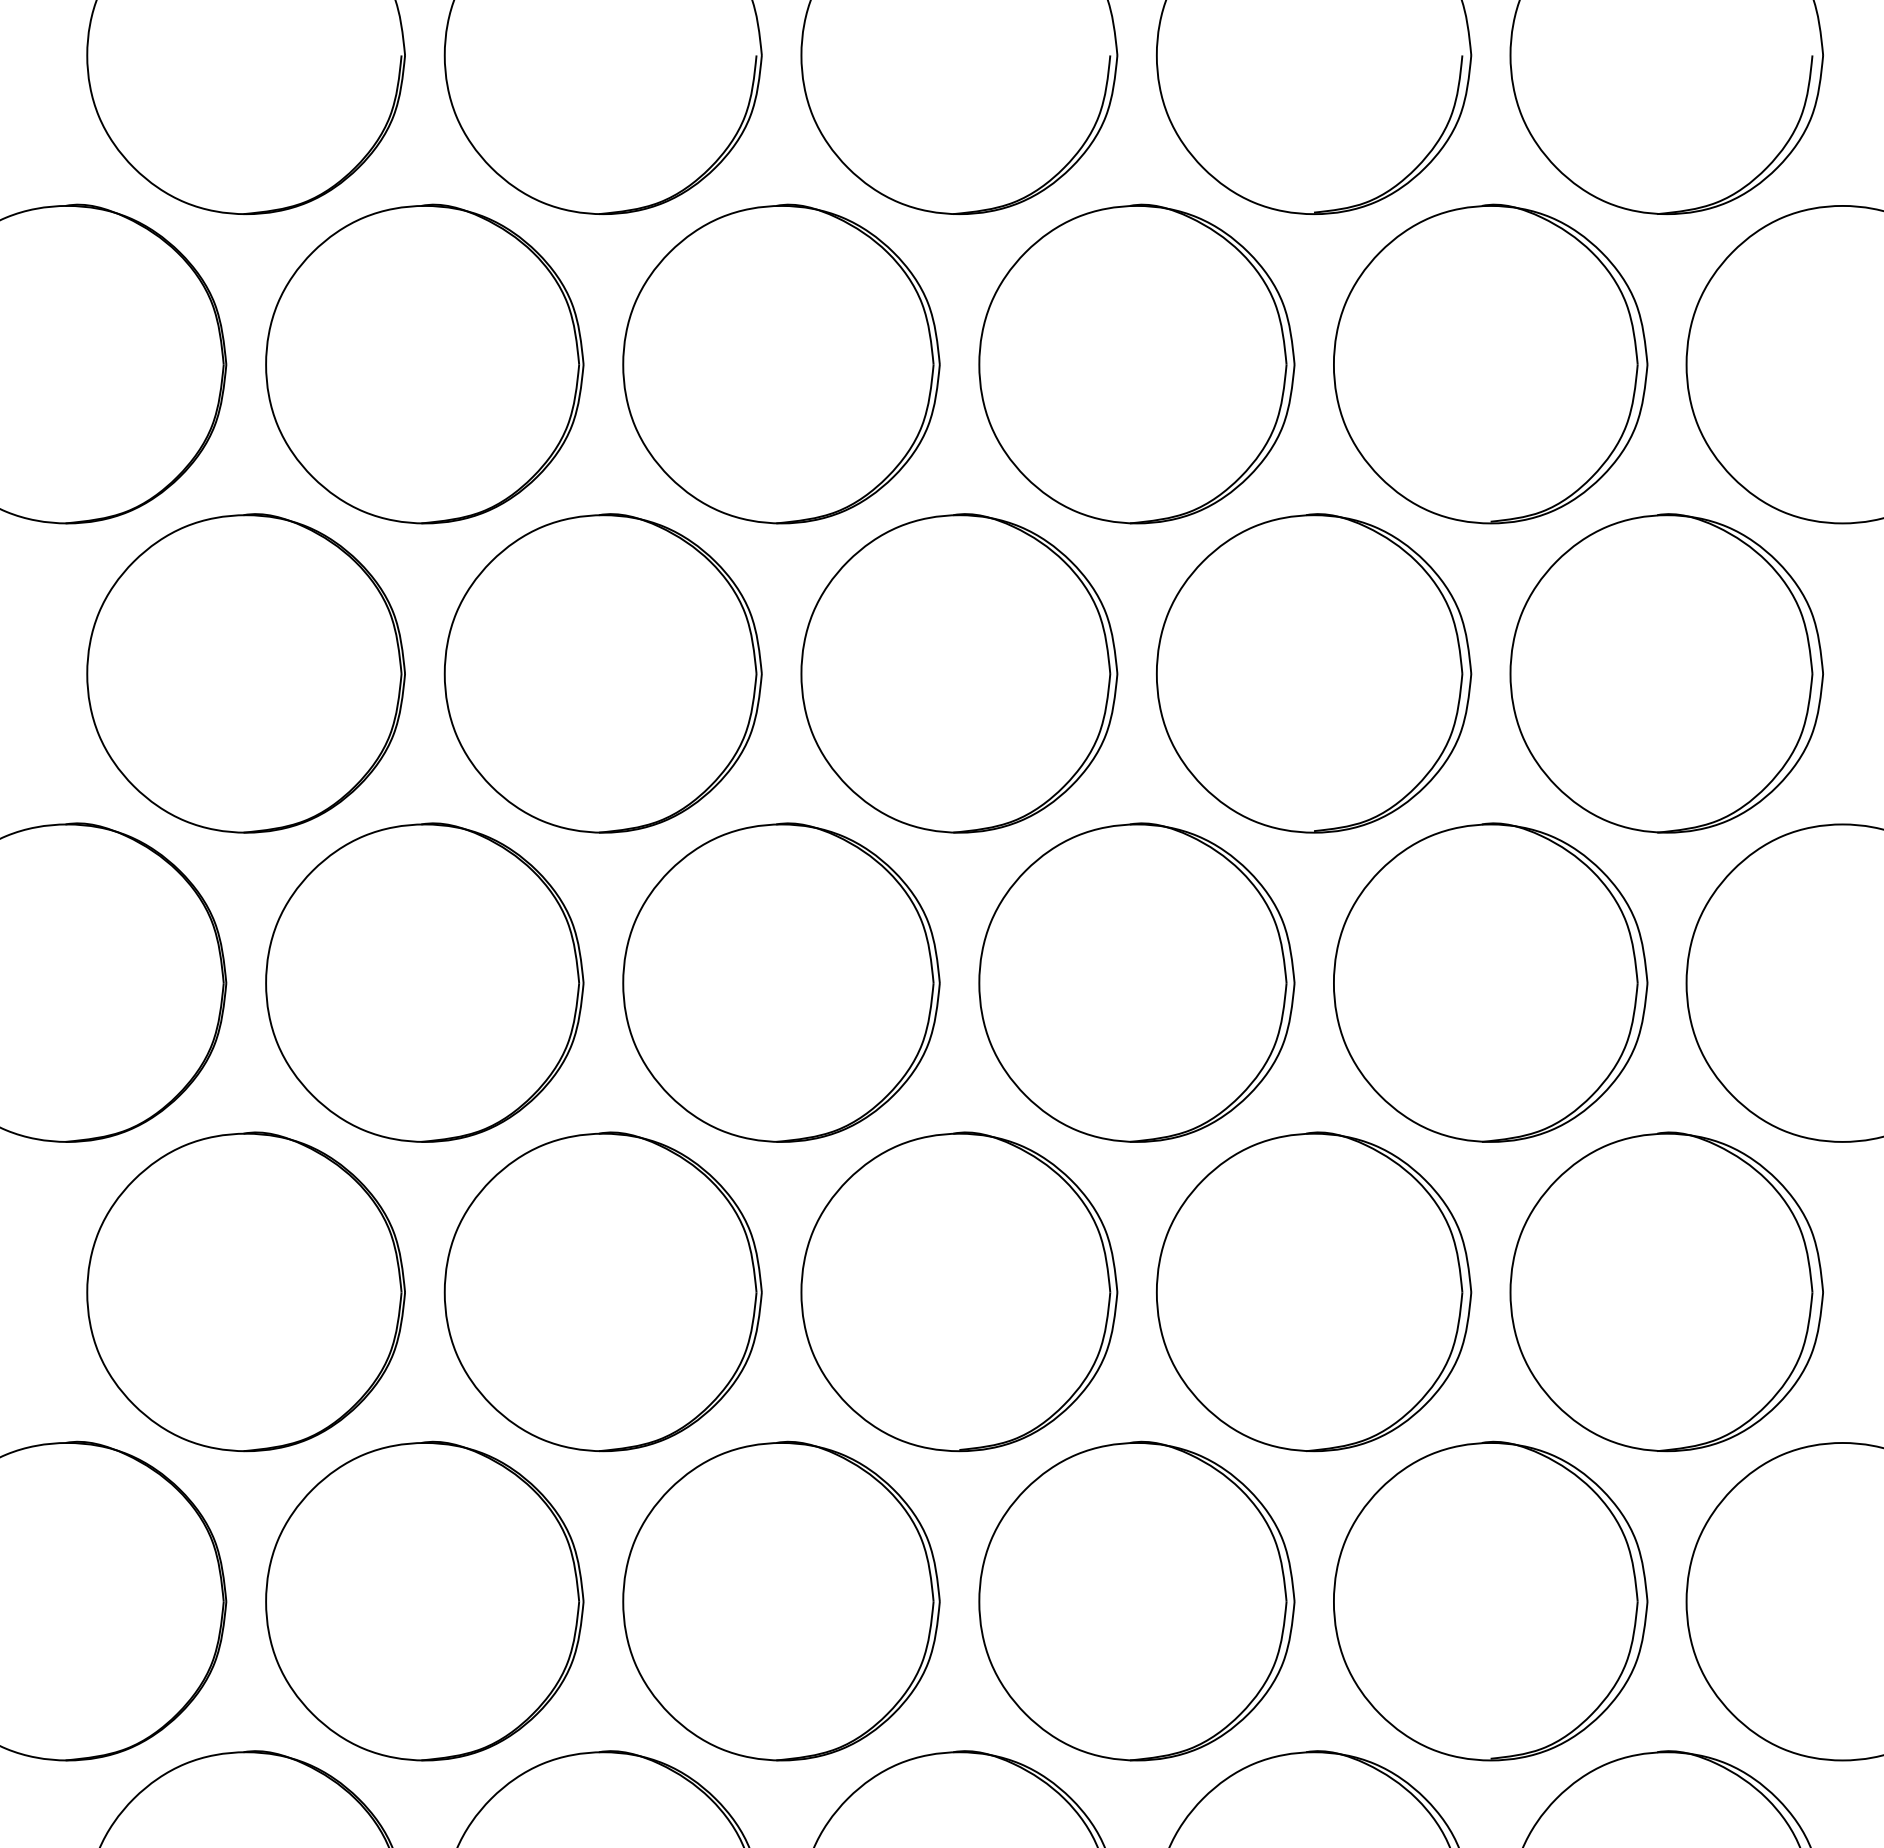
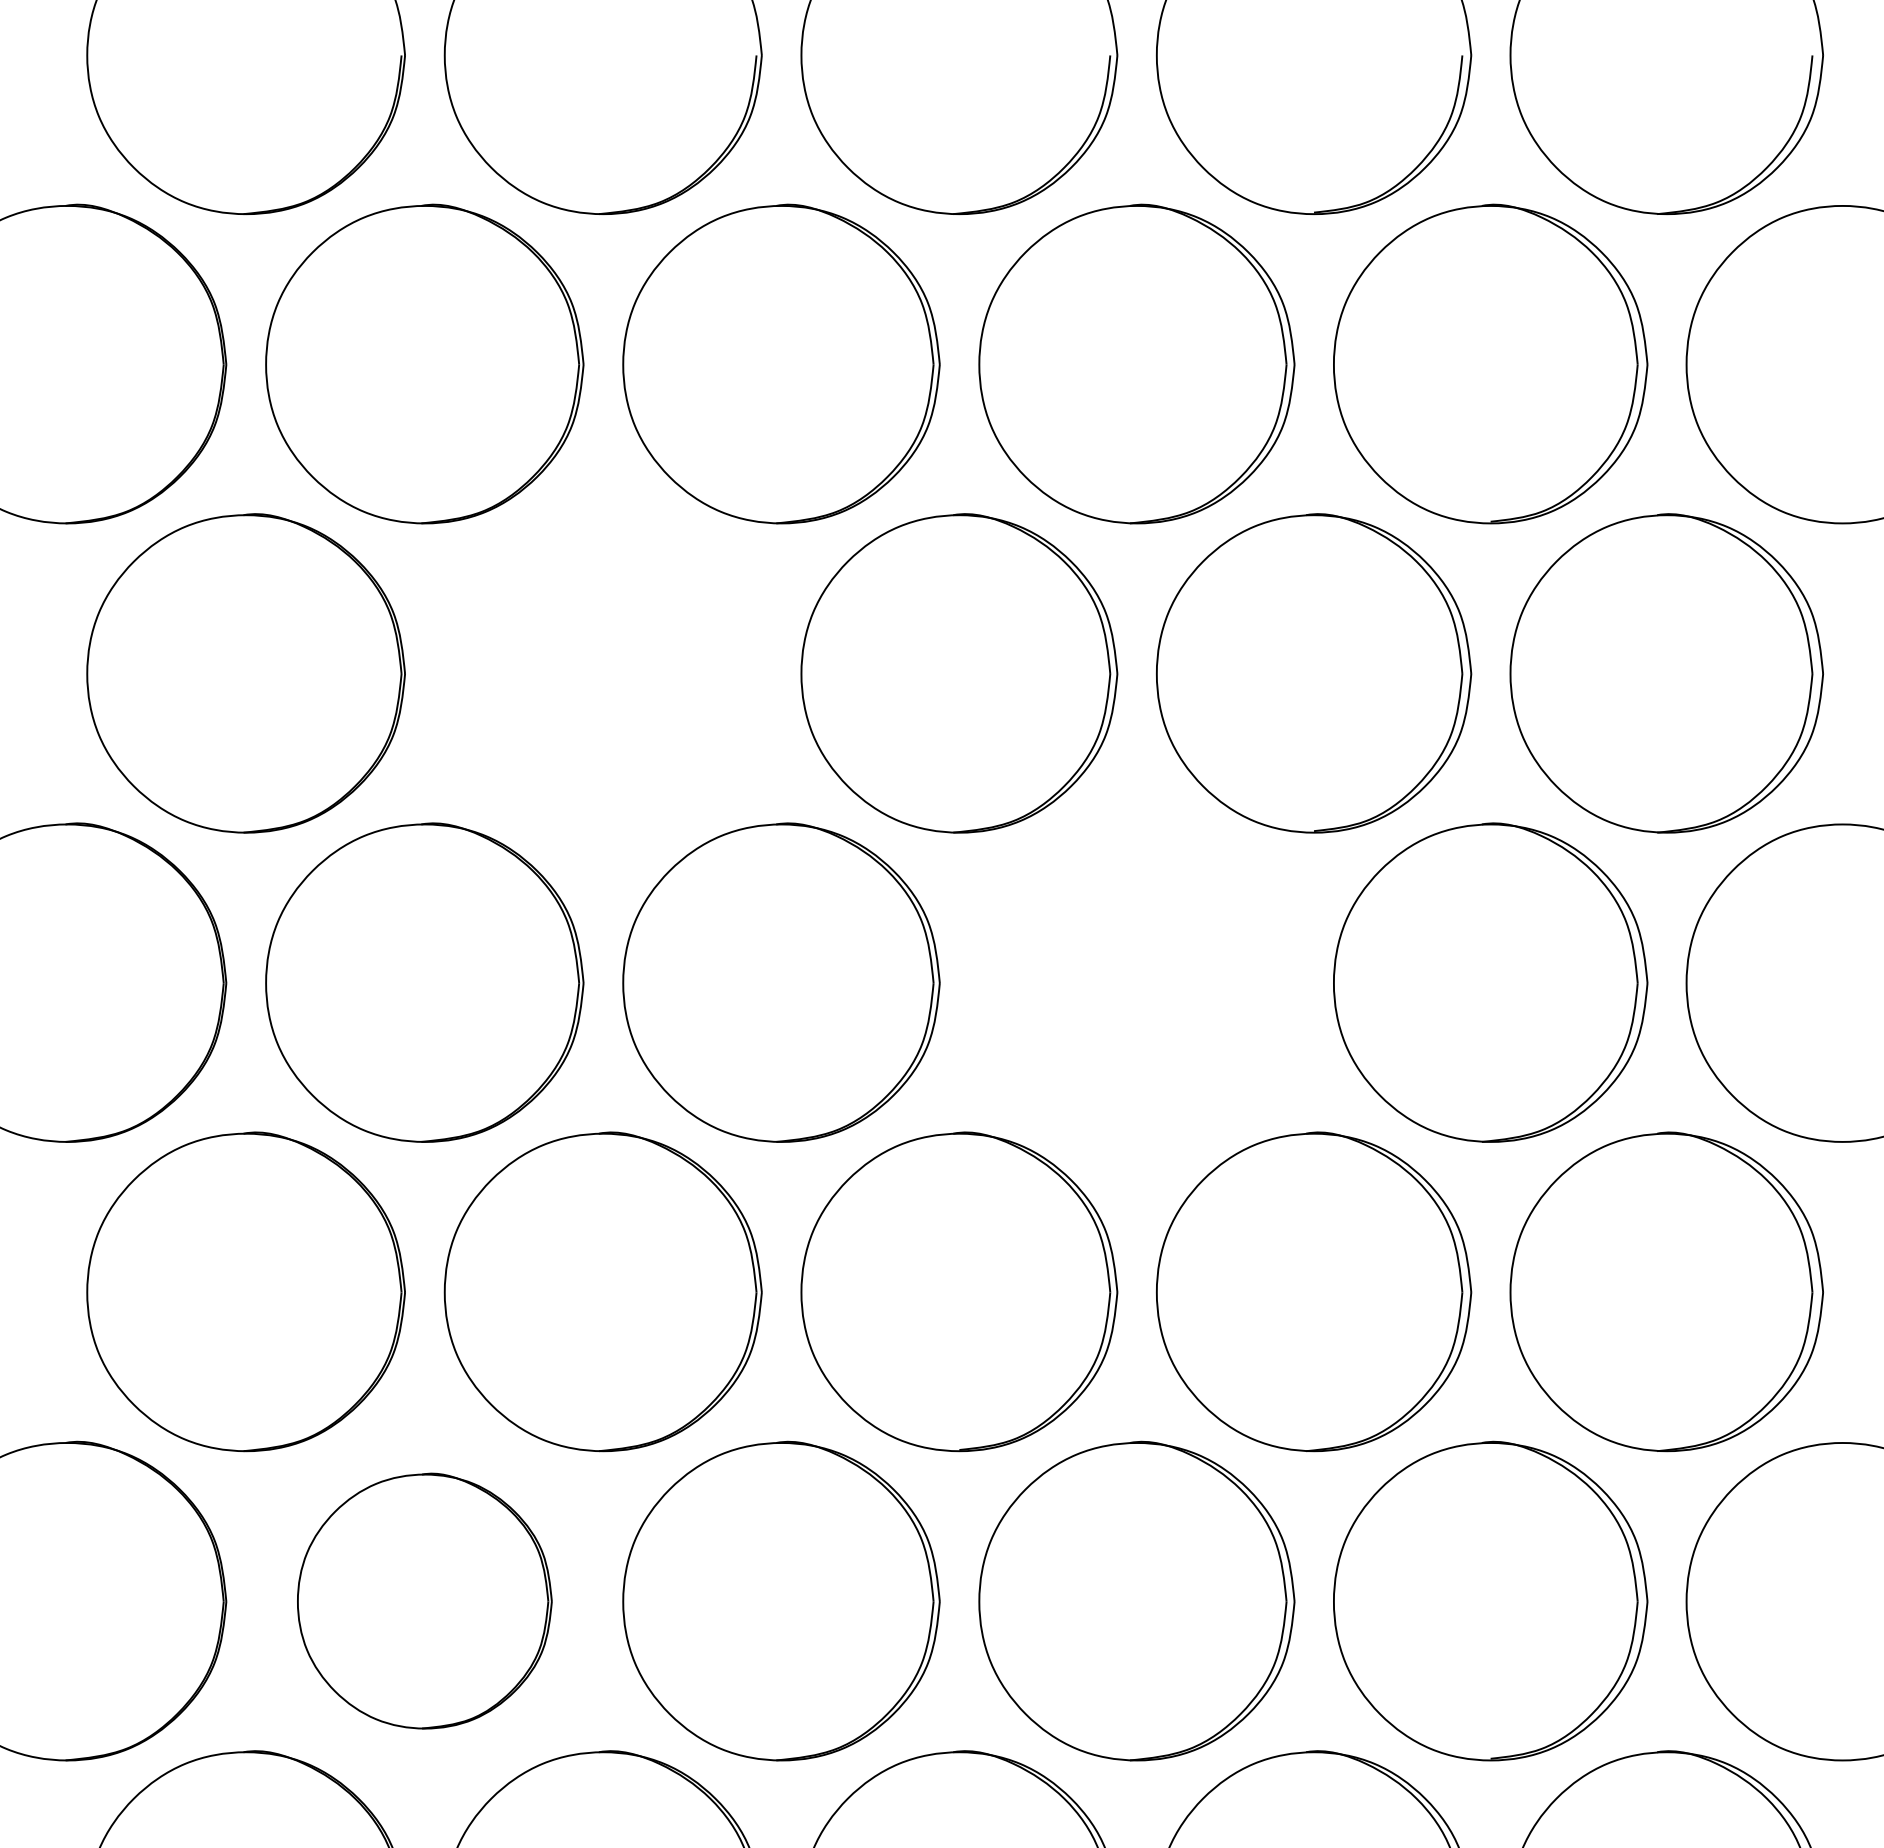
part: present -> none (602, 673)
part: present -> none (1136, 982)
part size: 320x322 px -> 256x258 px (424, 1600)
